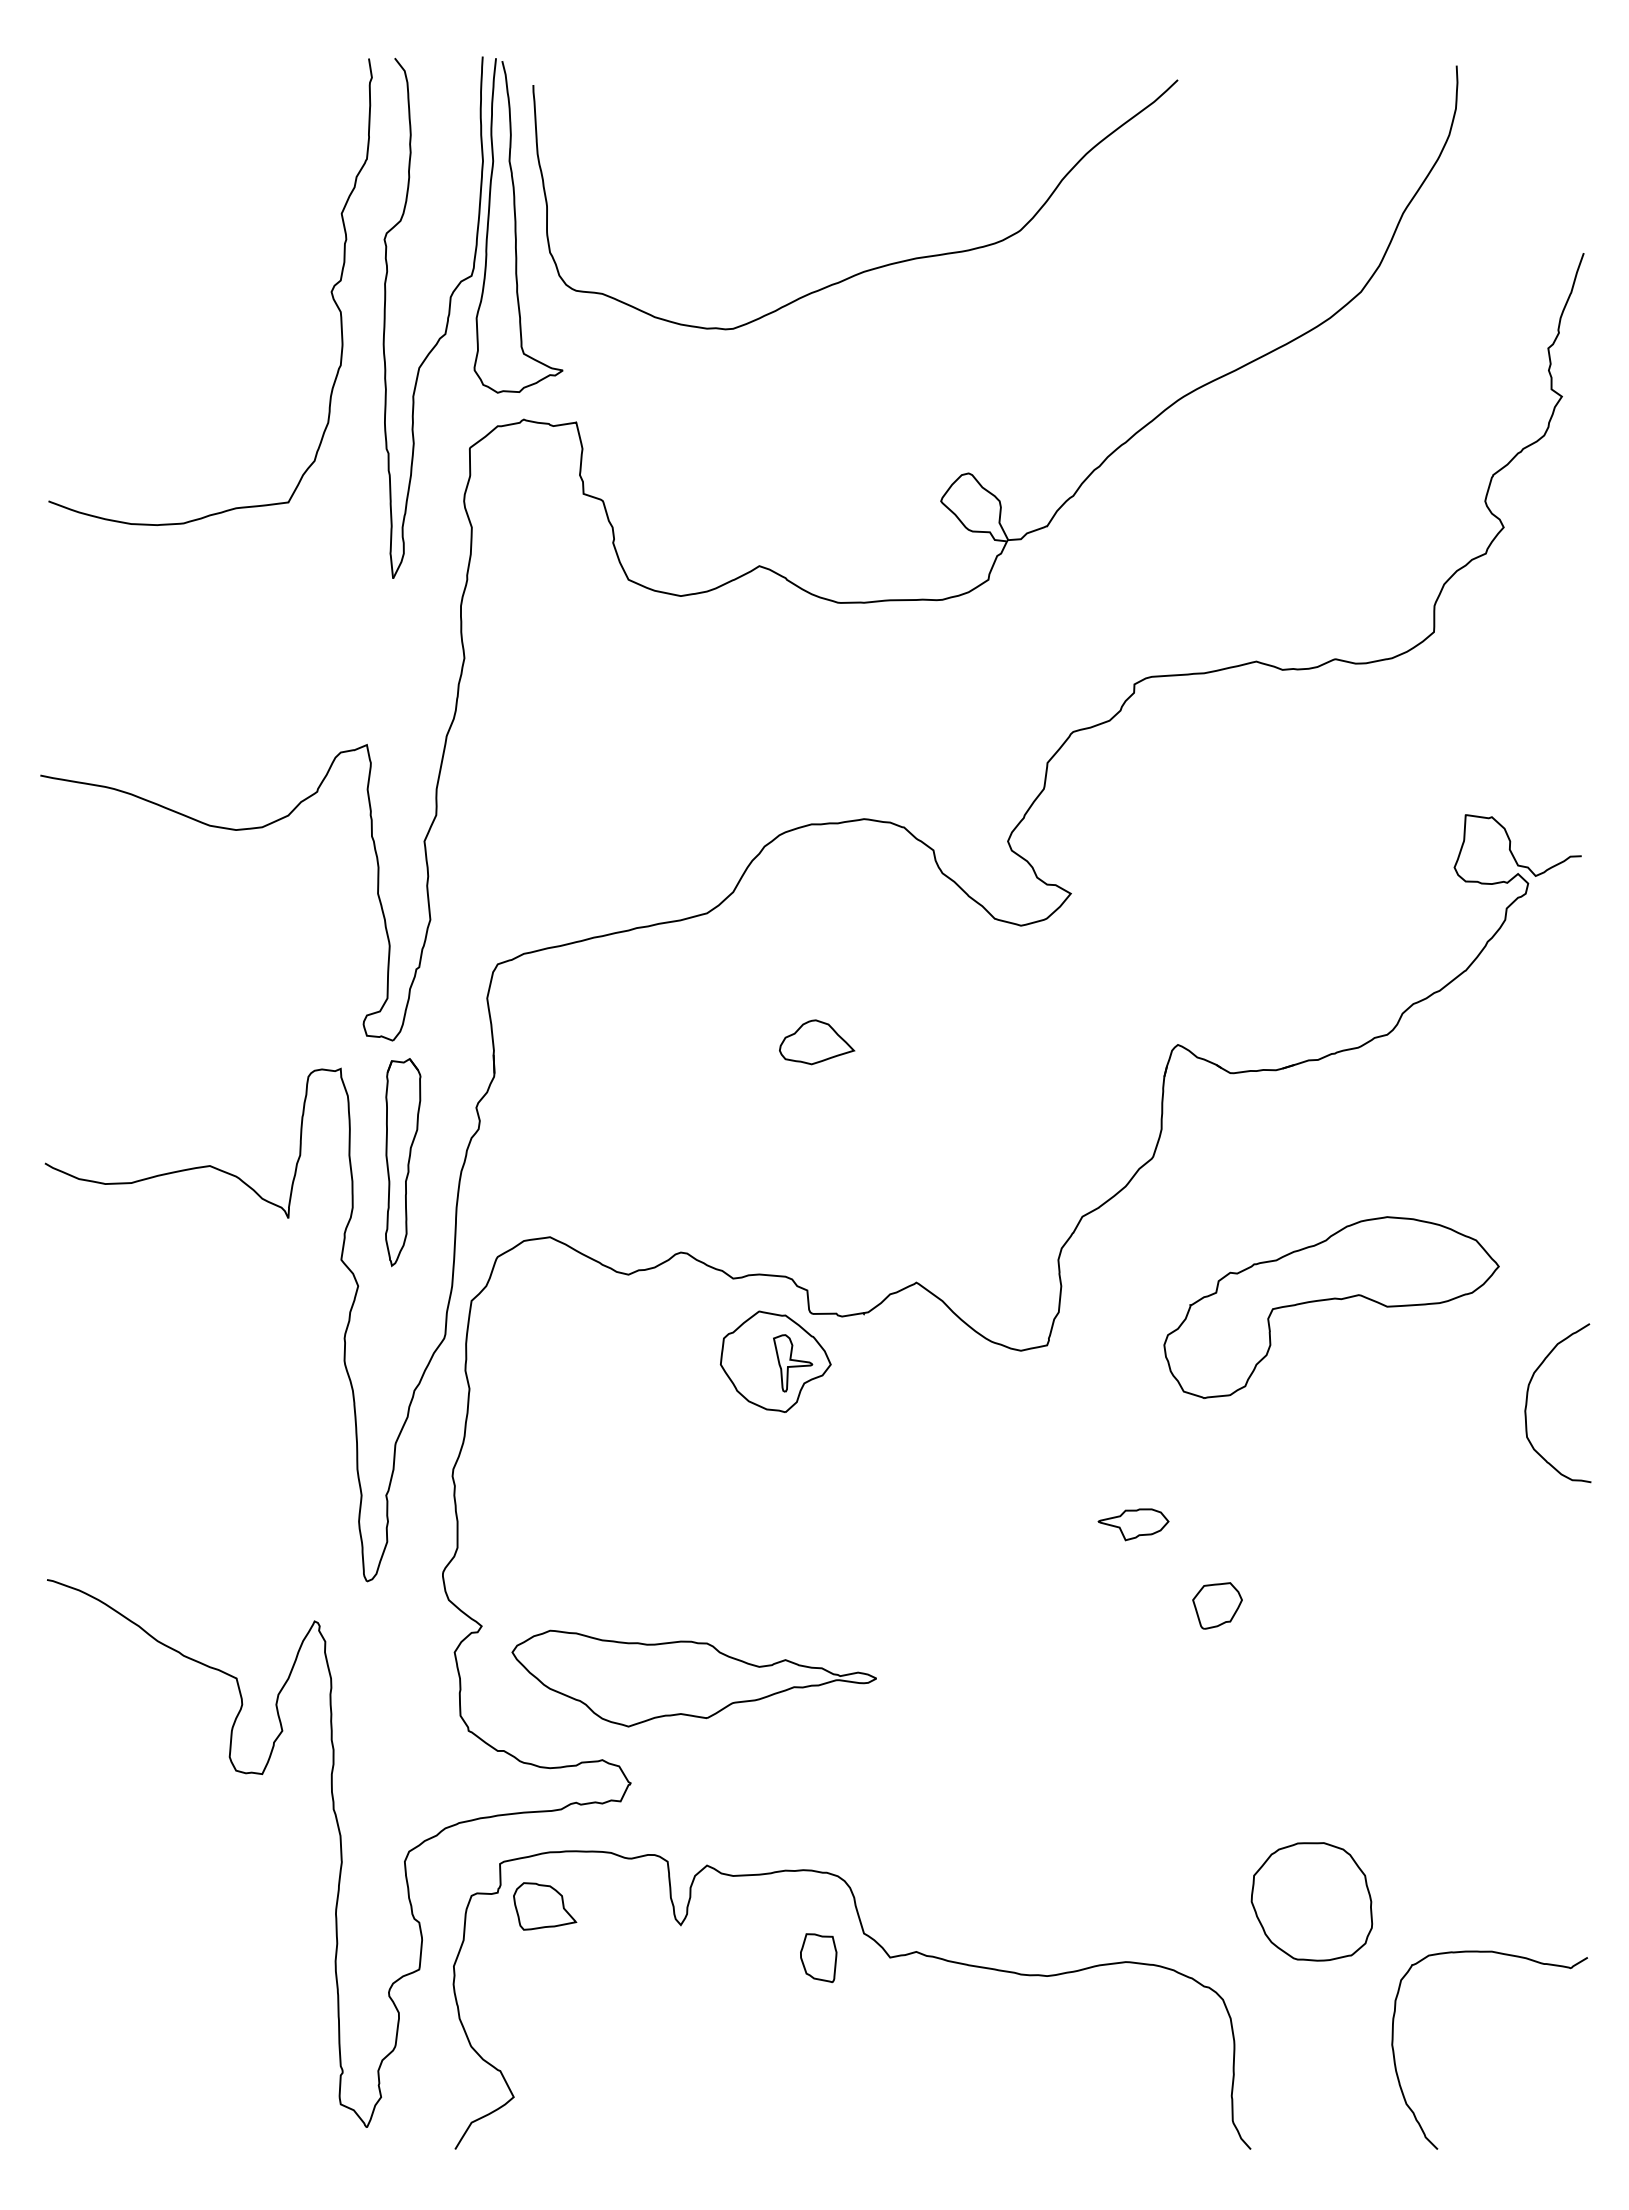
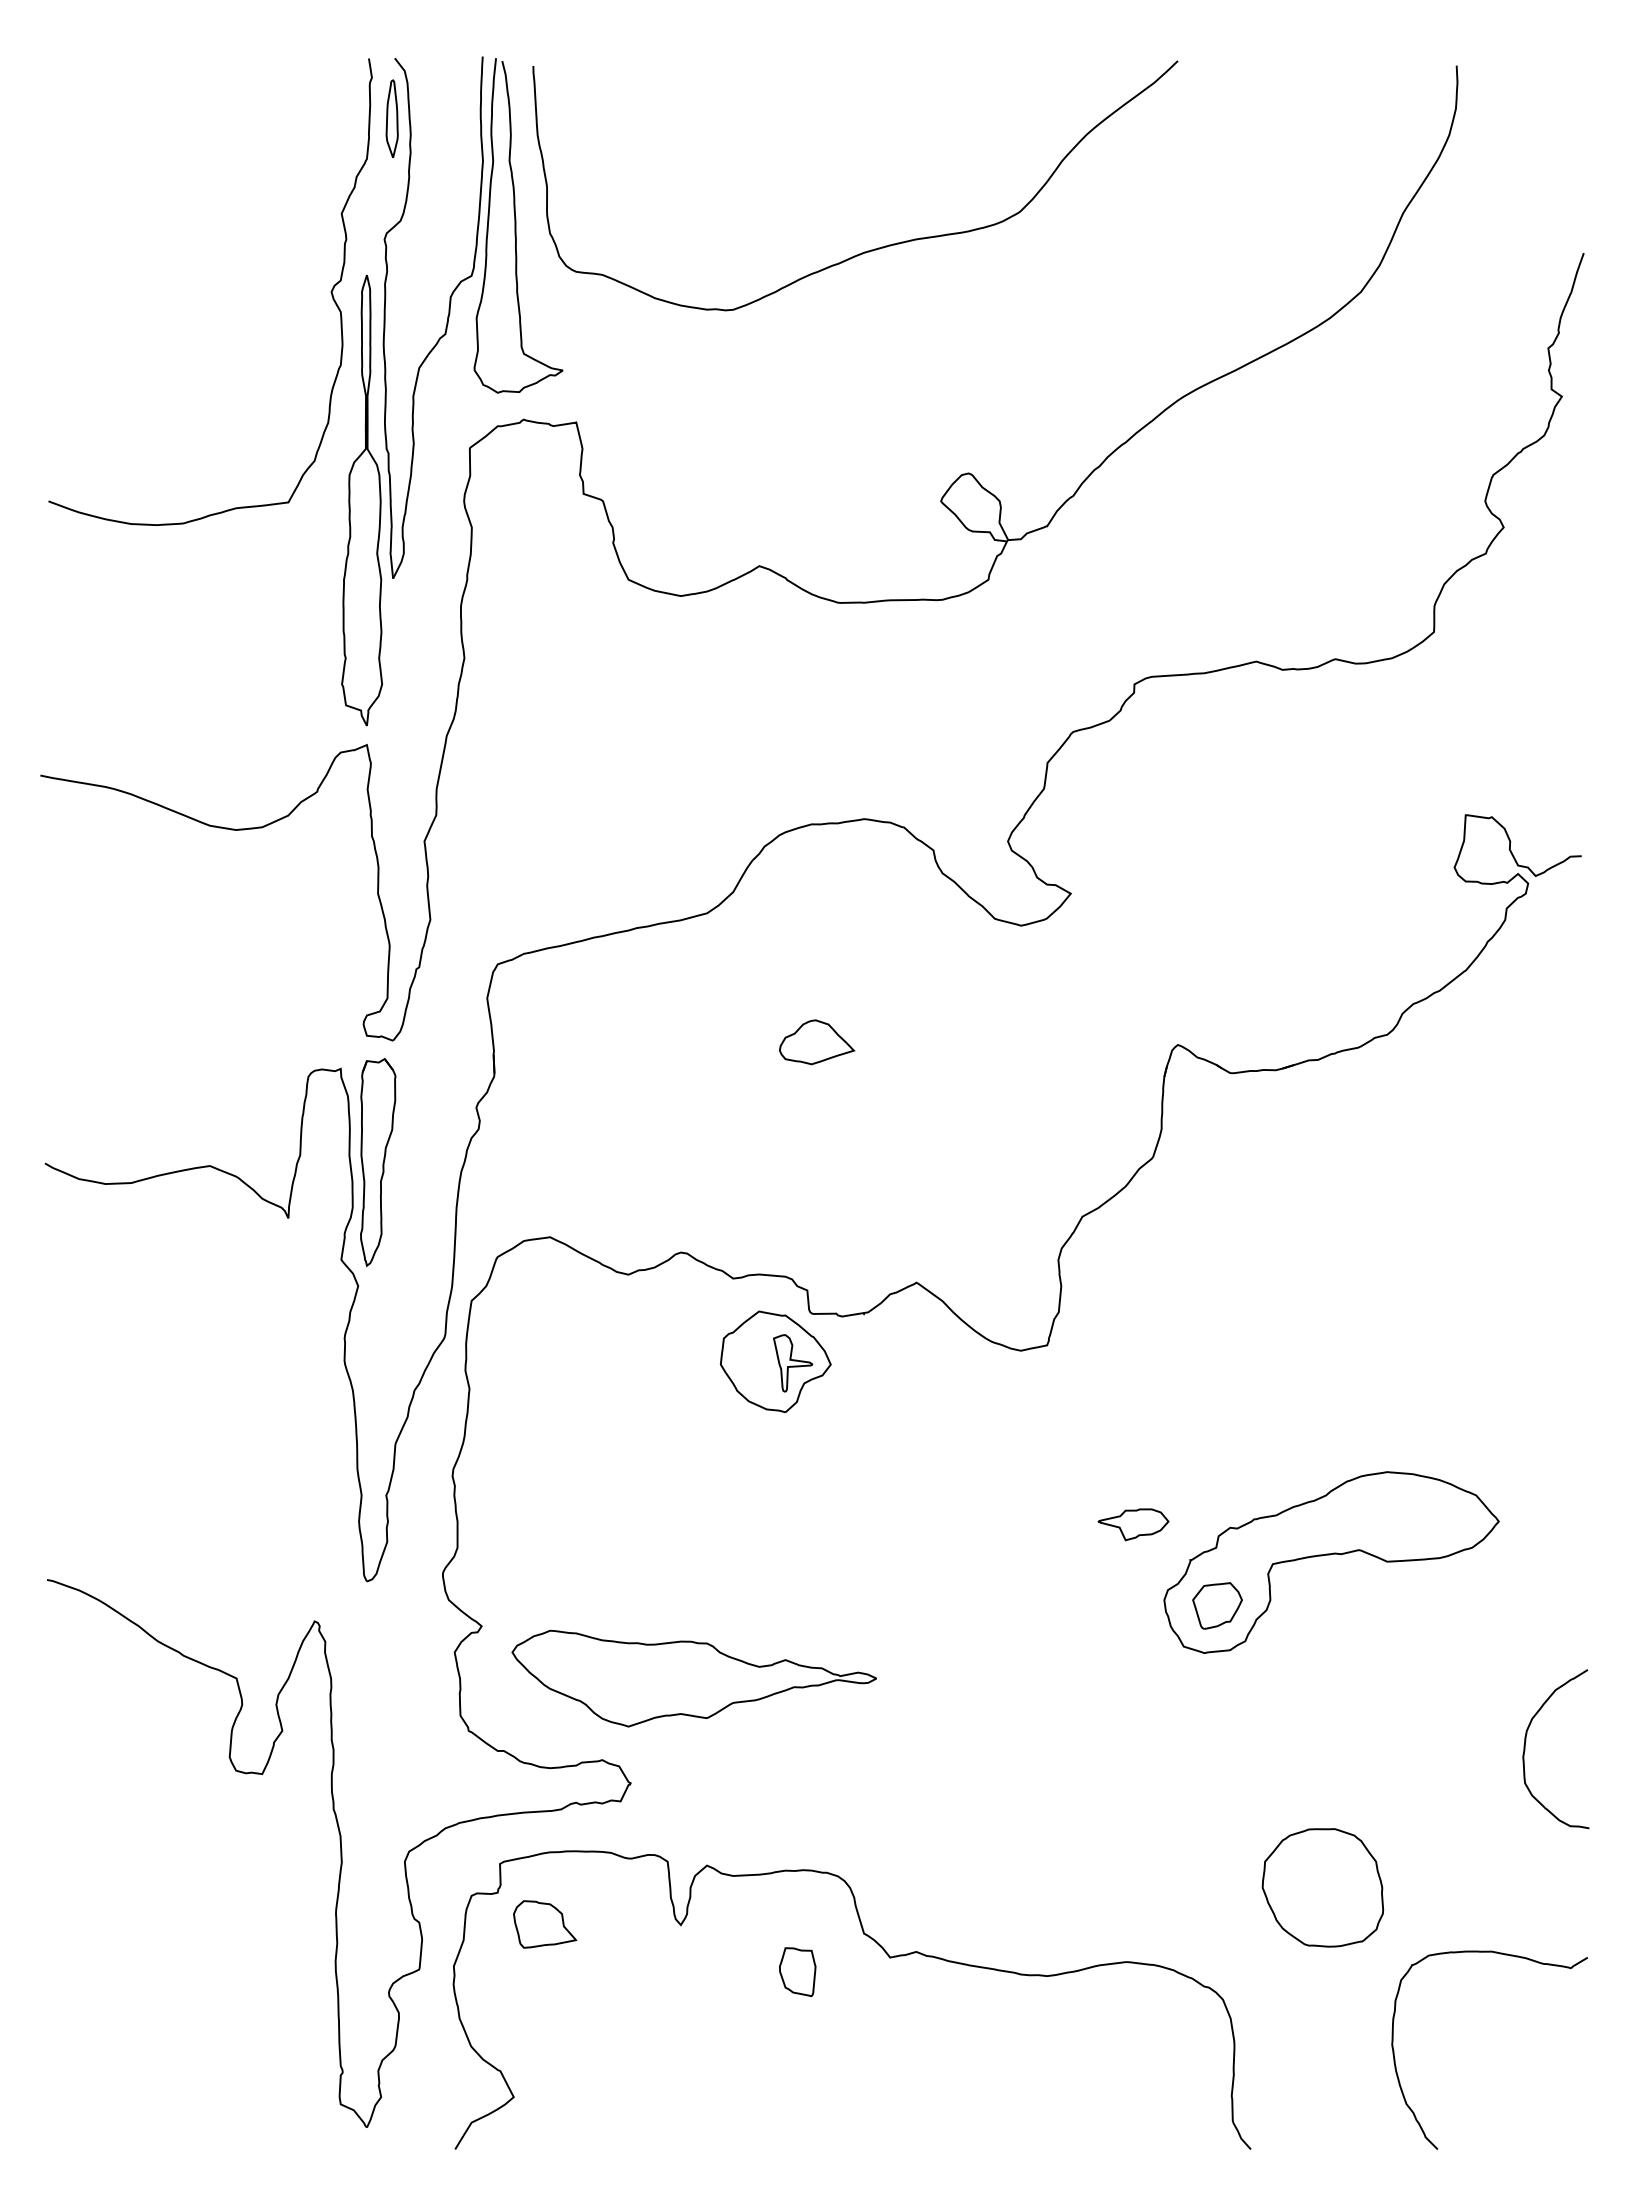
part: none -> present (391, 118)
curve position: (874, 267) -> (874, 248) (874, 248)
part: none -> present (361, 500)
part position: (403, 1162) -> (378, 1162) (378, 1162)
part position: (1330, 1300) -> (1330, 1555) (1330, 1555)
curve position: (1527, 1403) -> (1525, 1749) (1525, 1749)
part position: (1311, 1901) -> (1322, 1887) (1322, 1887)
part position: (545, 1906) -> (545, 1924) (545, 1924)
part position: (818, 1958) -> (797, 1972) (797, 1972)
